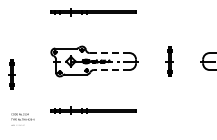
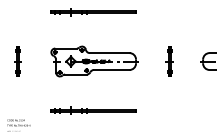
line: dashed -> solid (109, 53)
line: dashed -> solid (111, 70)
part position: (11, 74) -> (17, 61) (17, 61)
text position: (22, 119) -> (18, 125) (18, 125)
